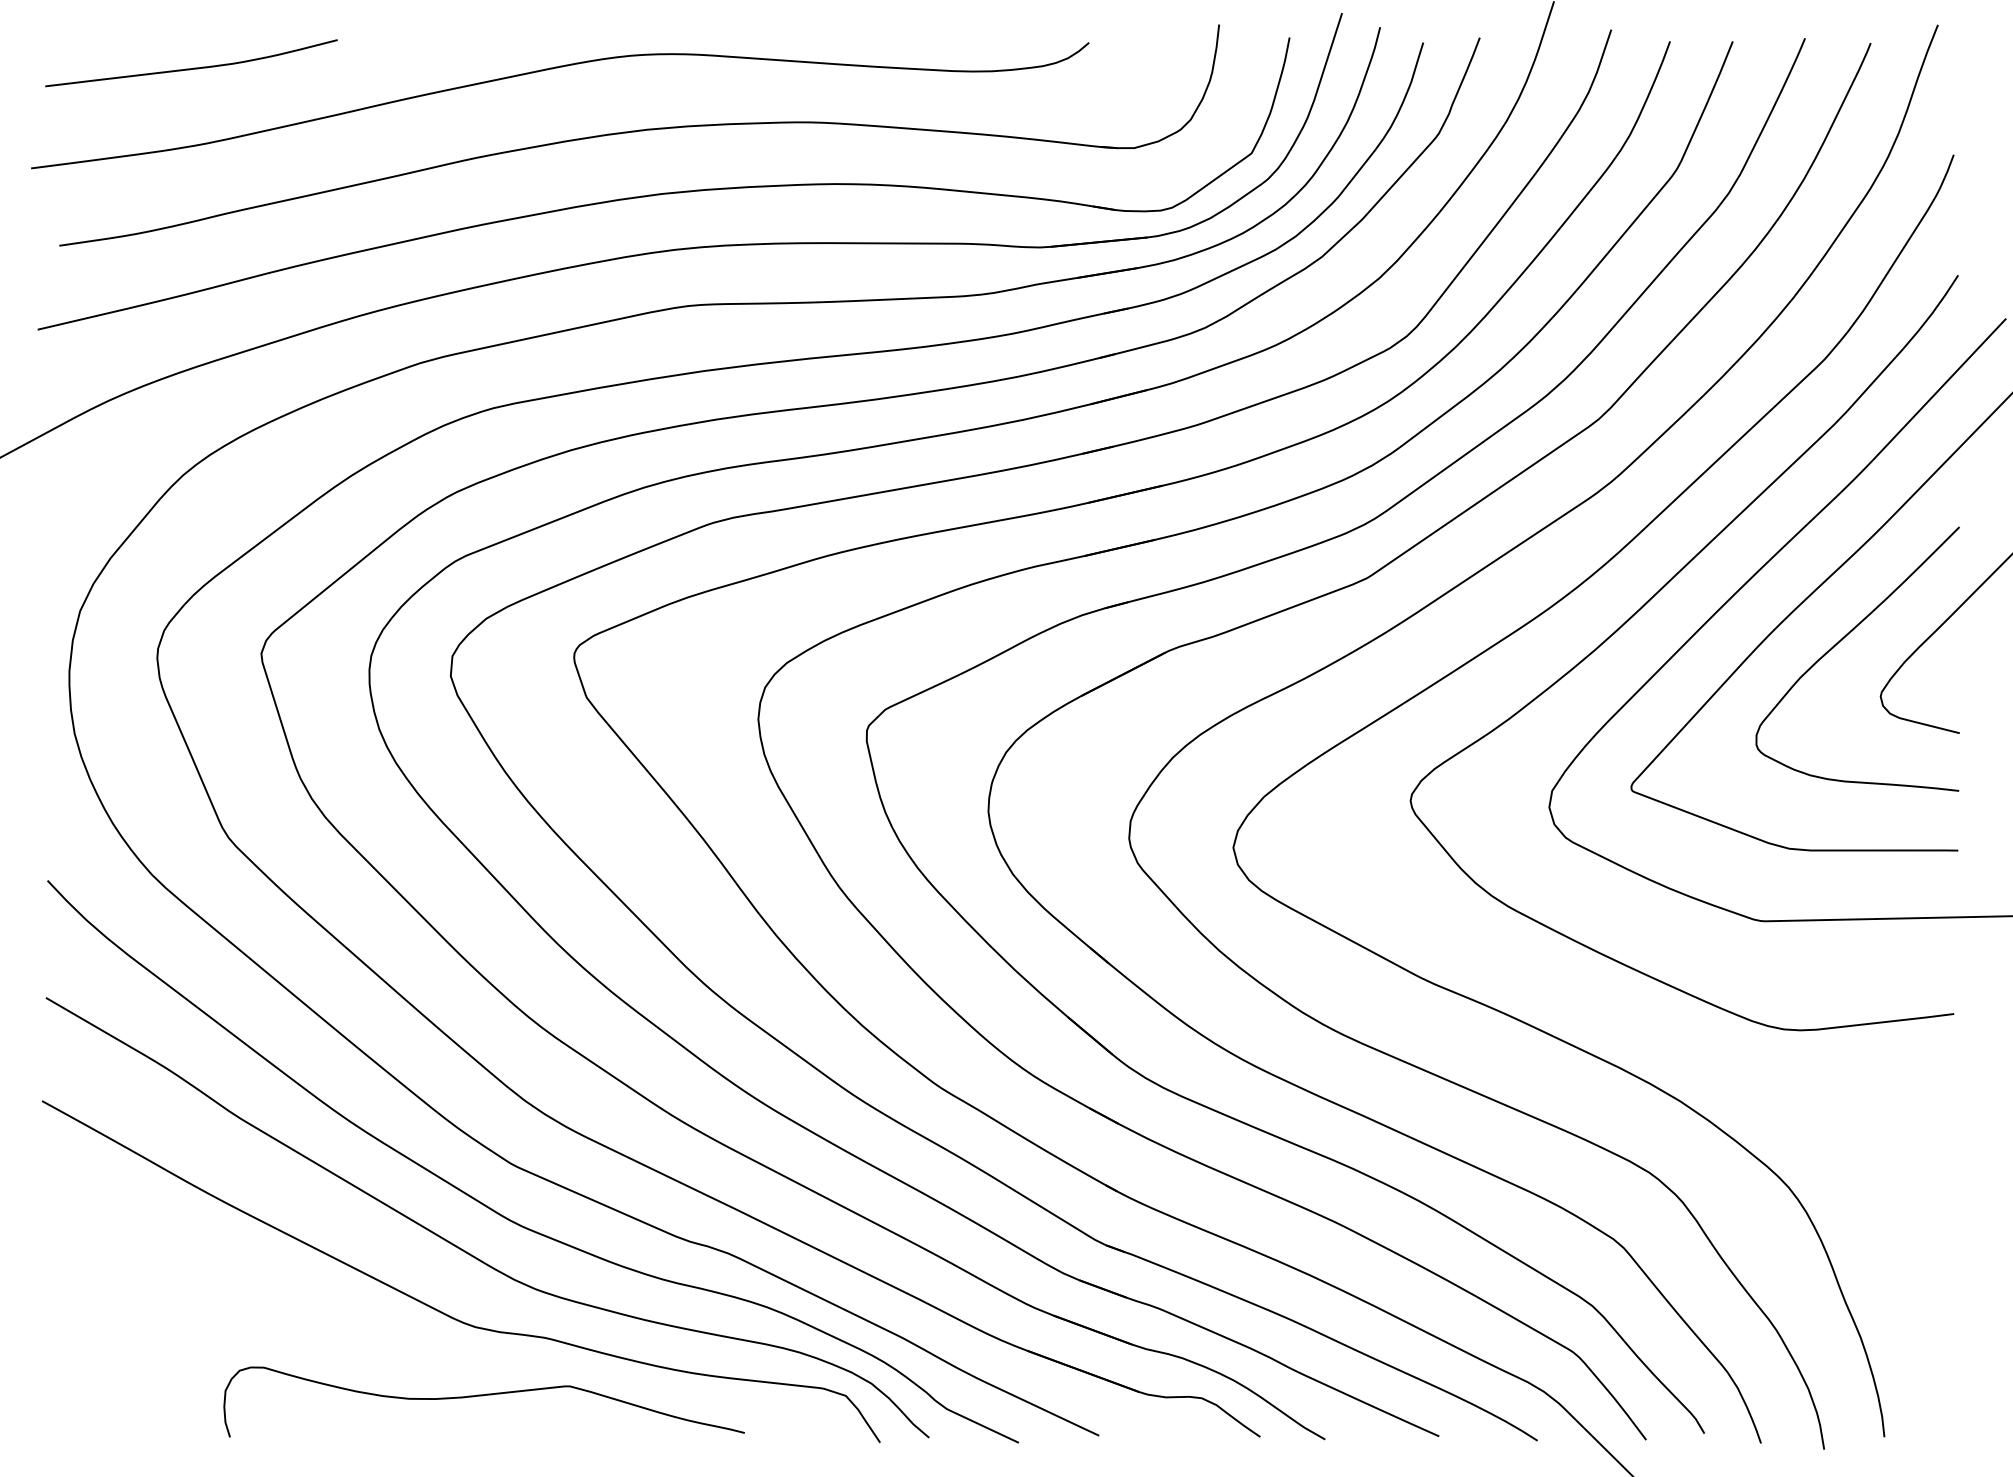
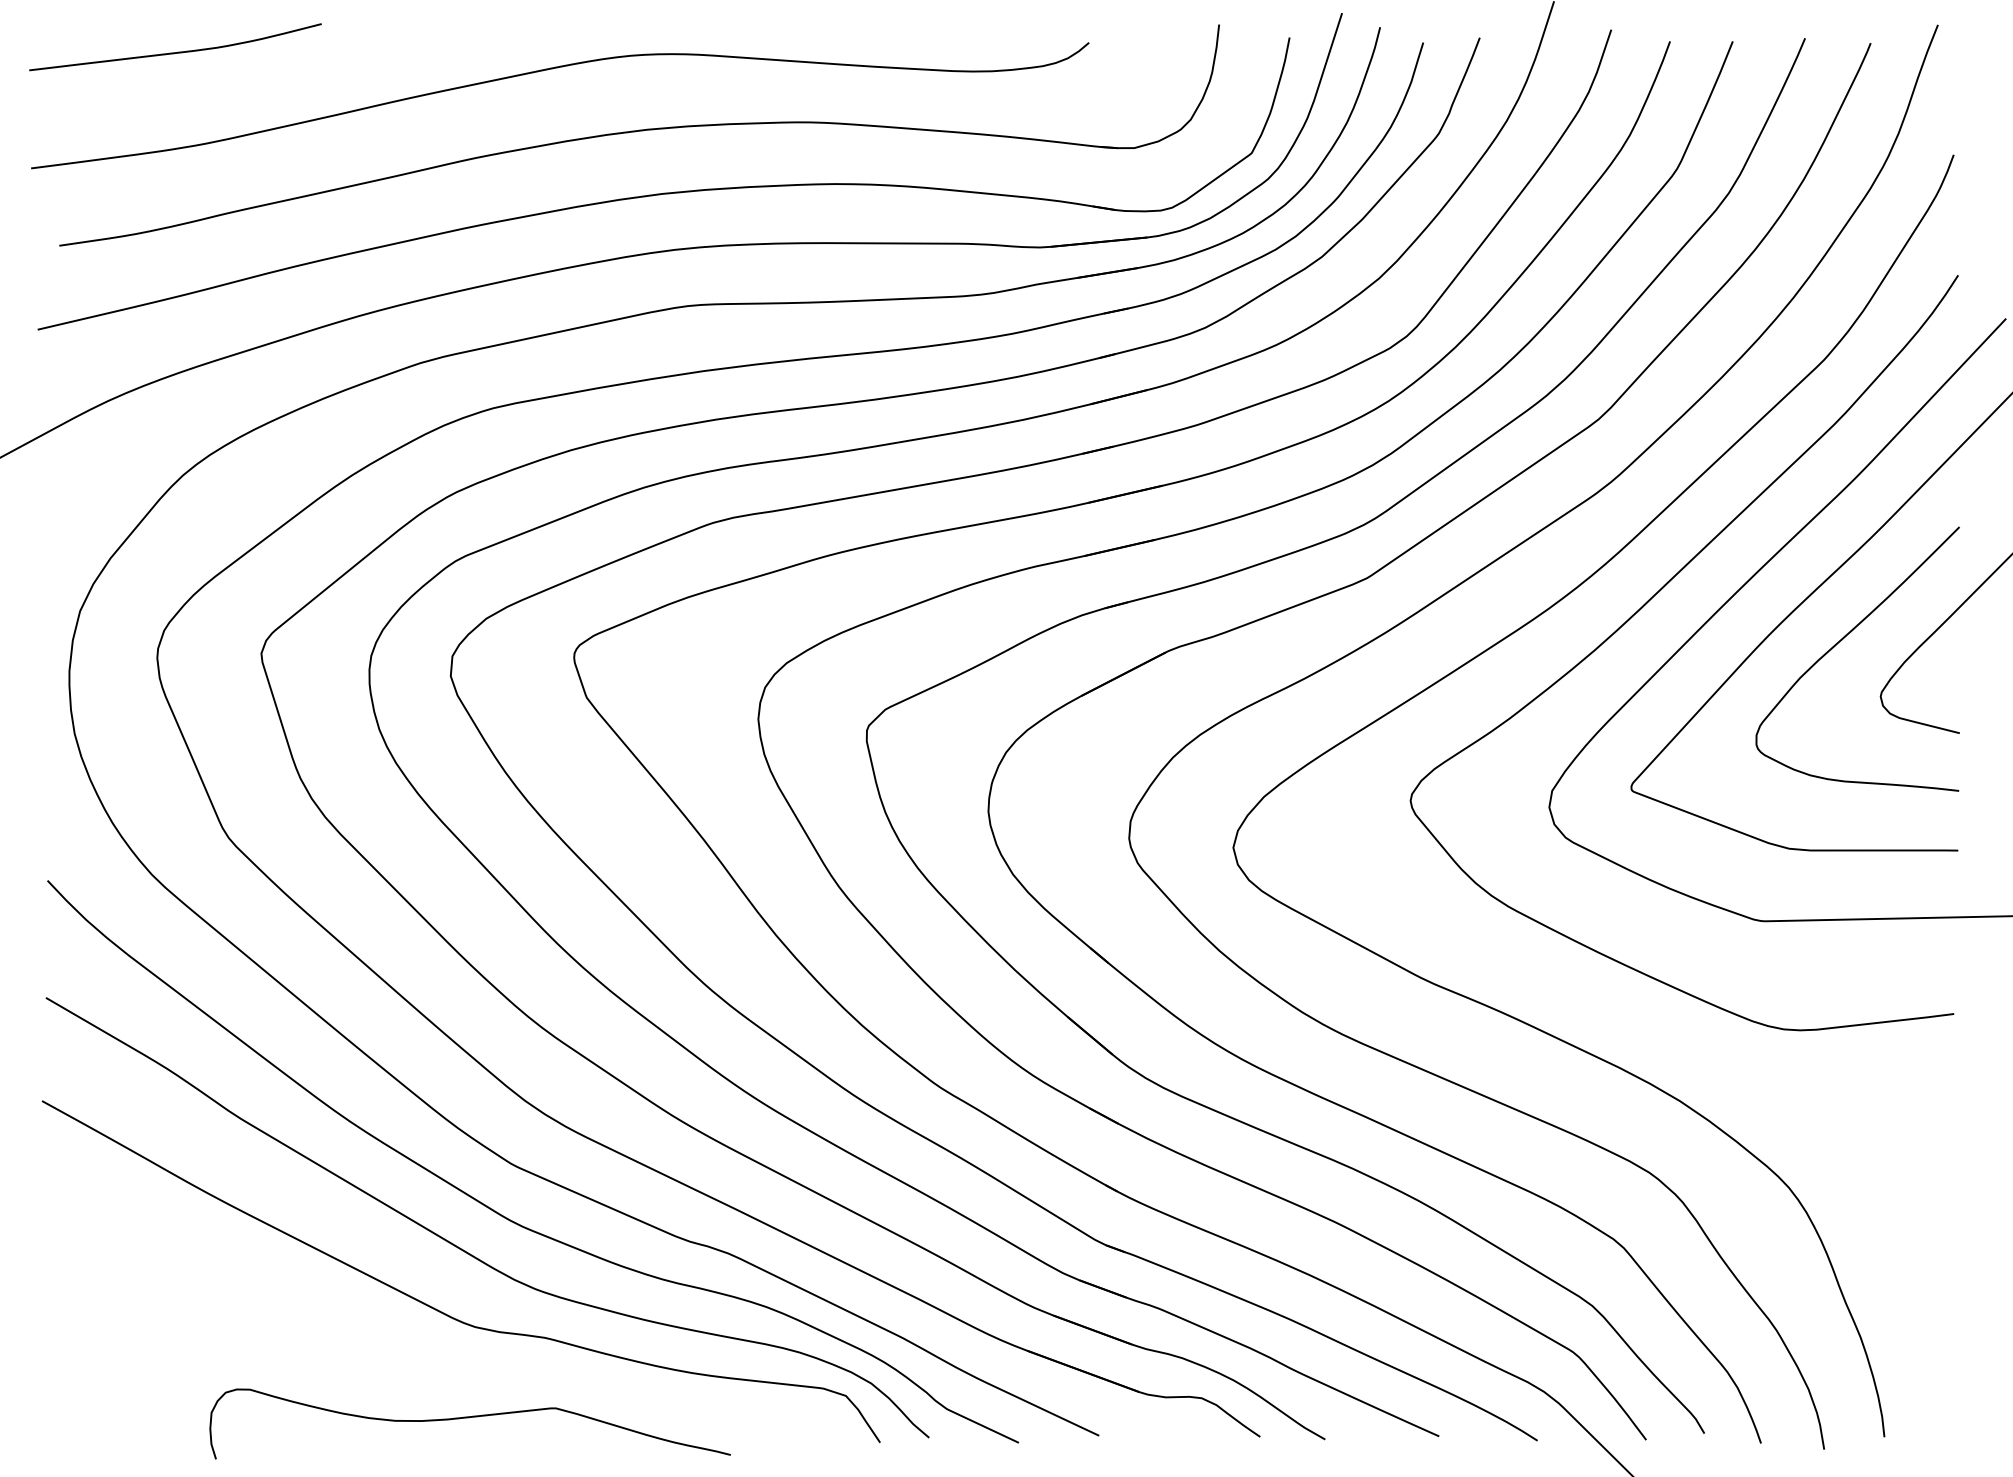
curve position: (193, 67) -> (177, 51) (177, 51)
curve position: (482, 1396) -> (468, 1418) (468, 1418)
